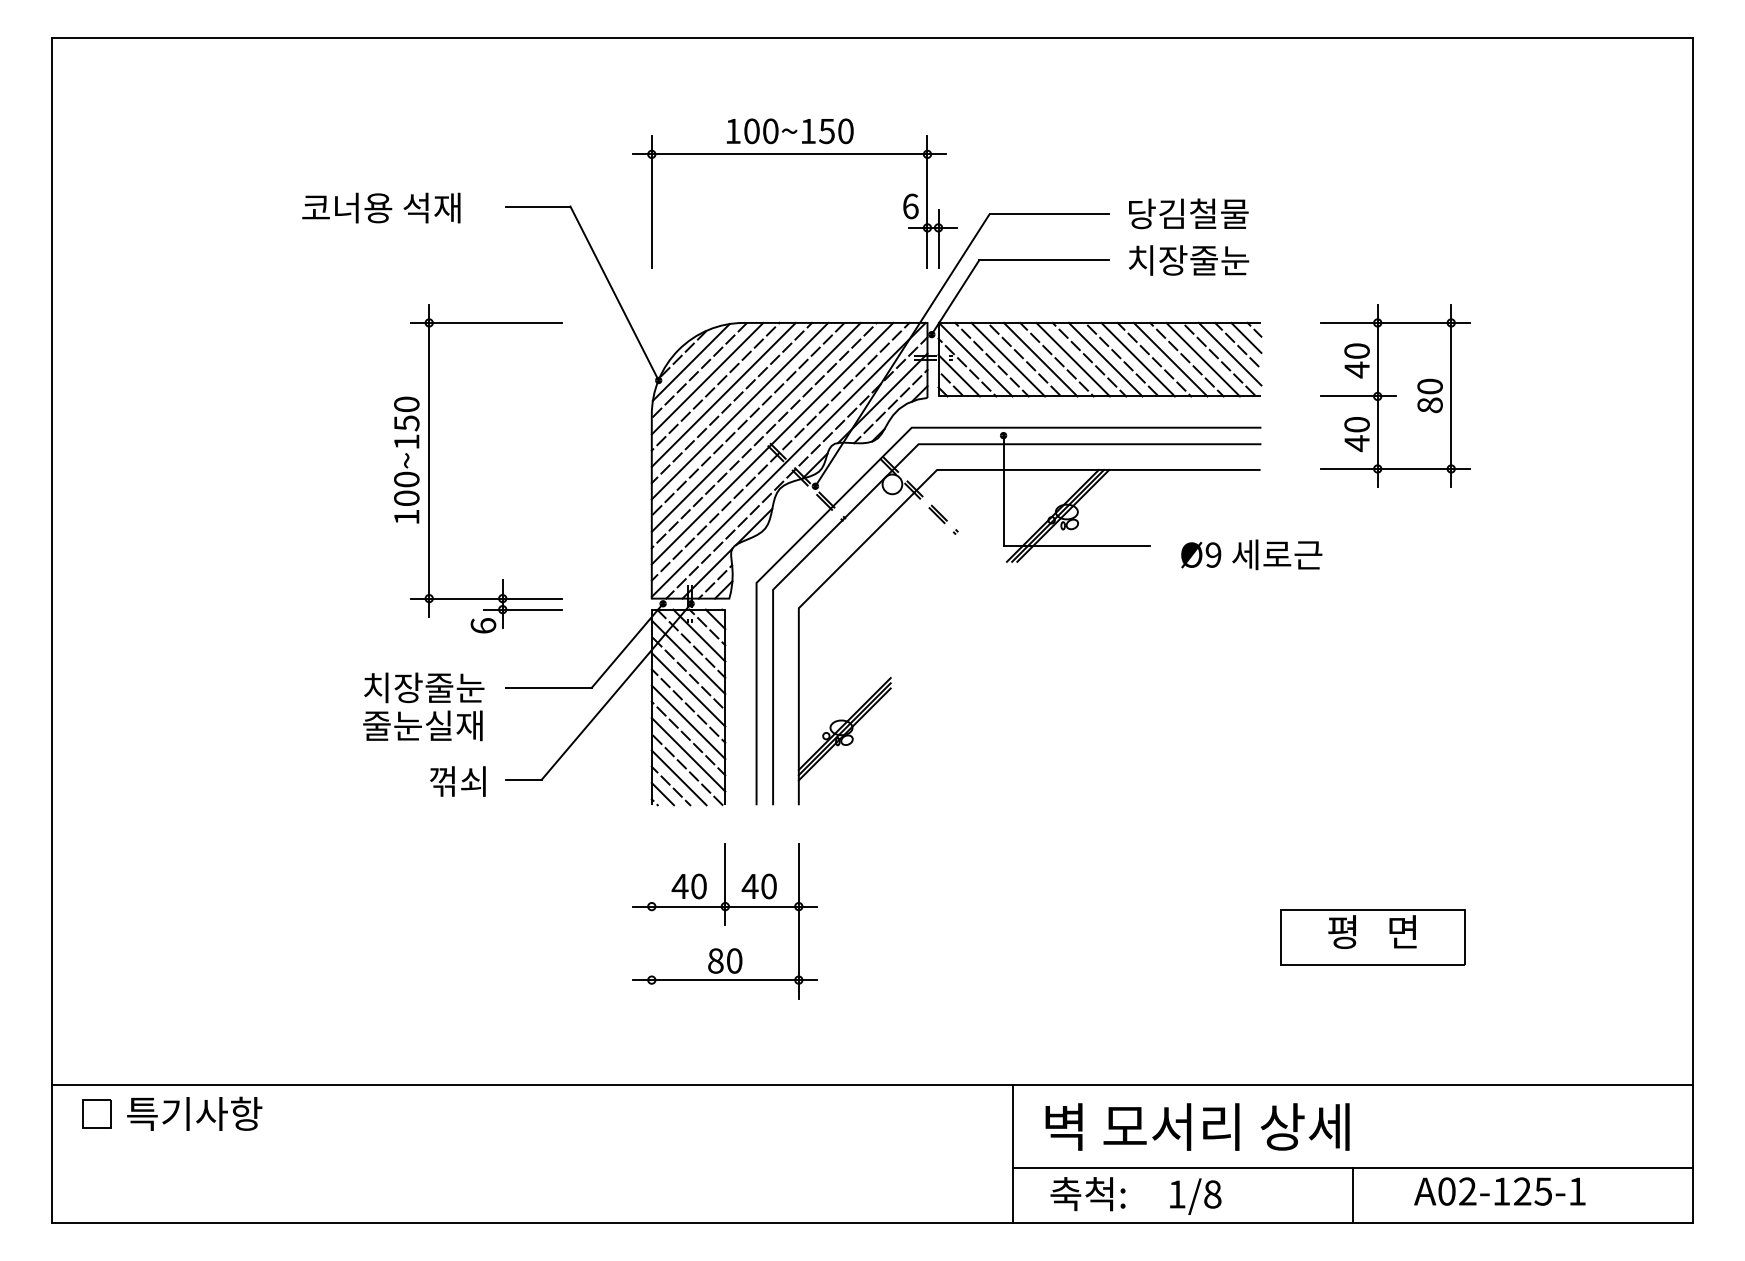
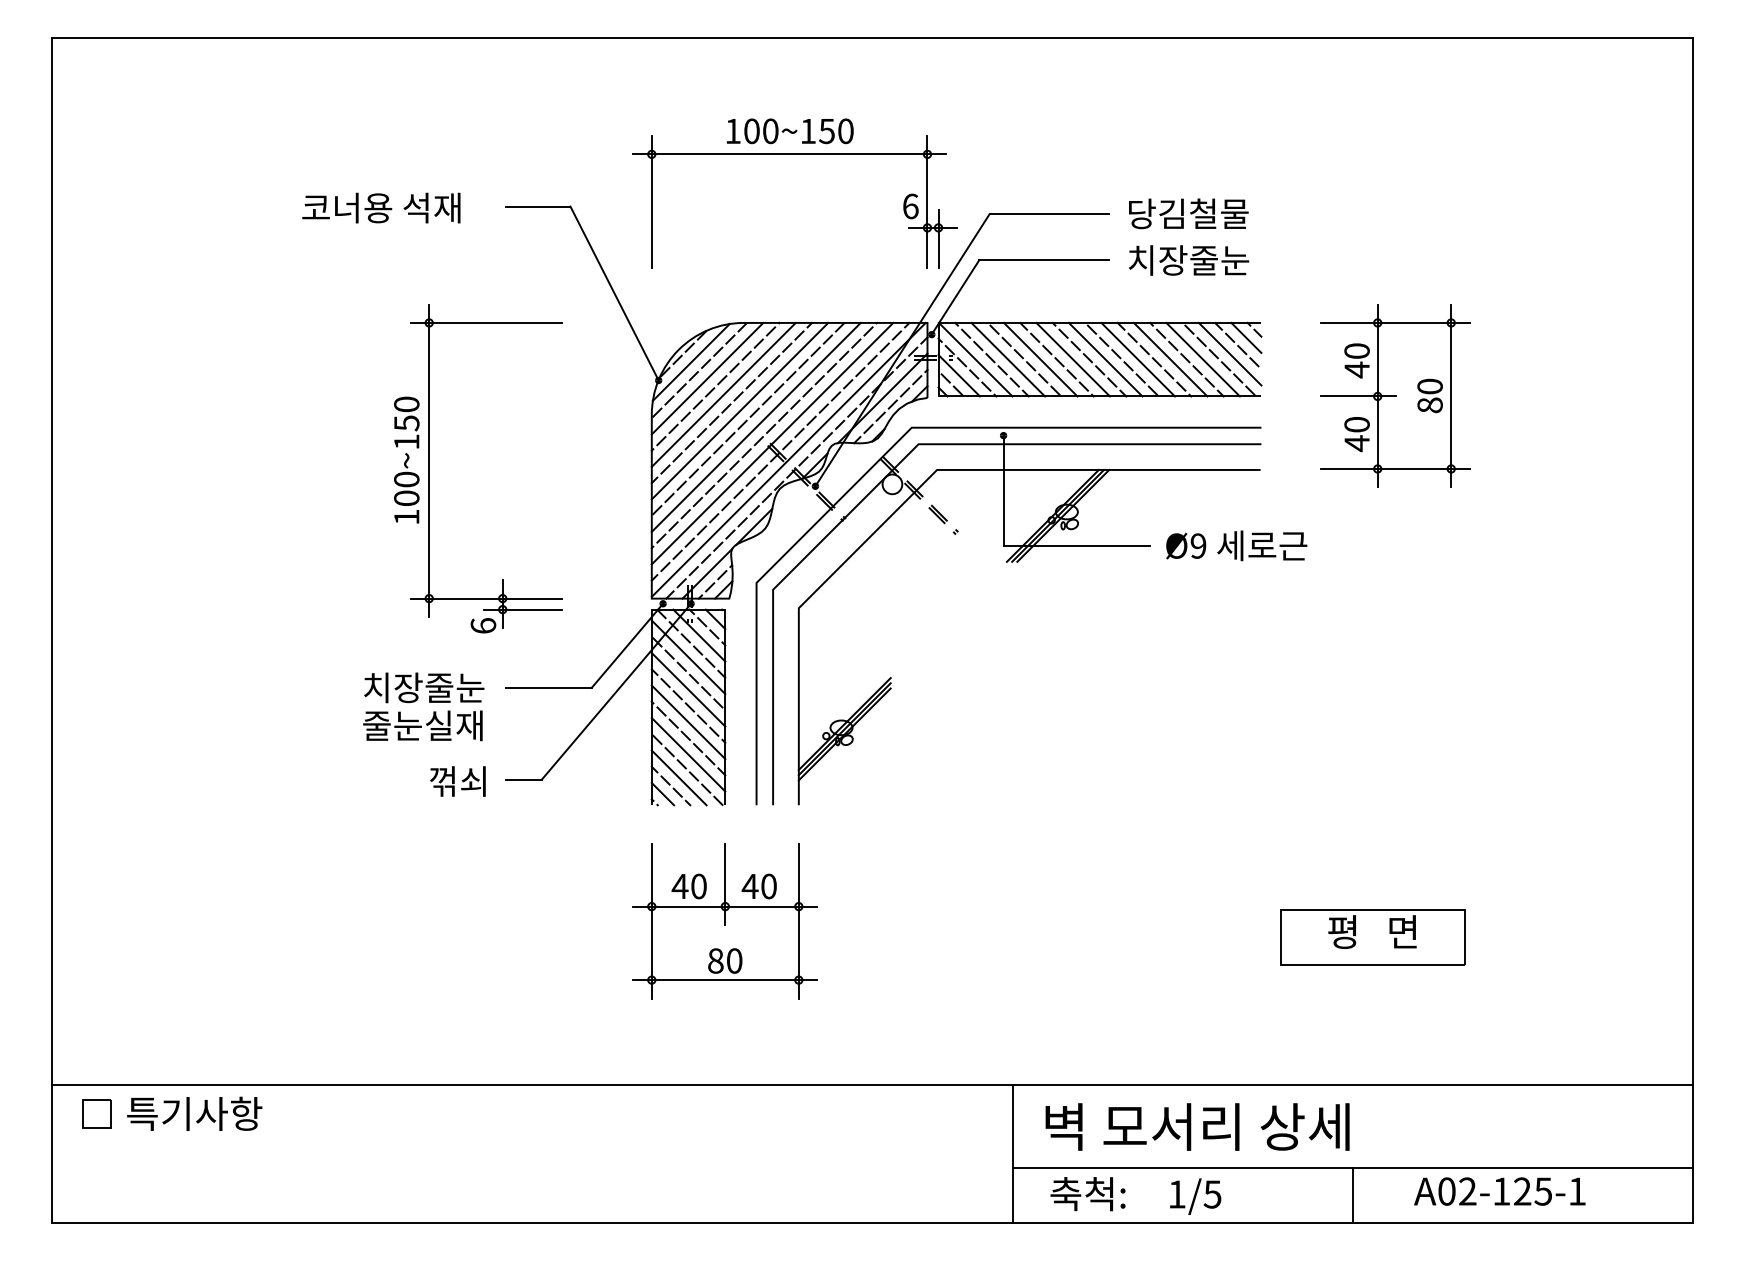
text position: (1251, 554) -> (1236, 545) (1236, 545)
line: none -> present (651, 921)
text: 1/8 -> 1/5 (1212, 1194)
